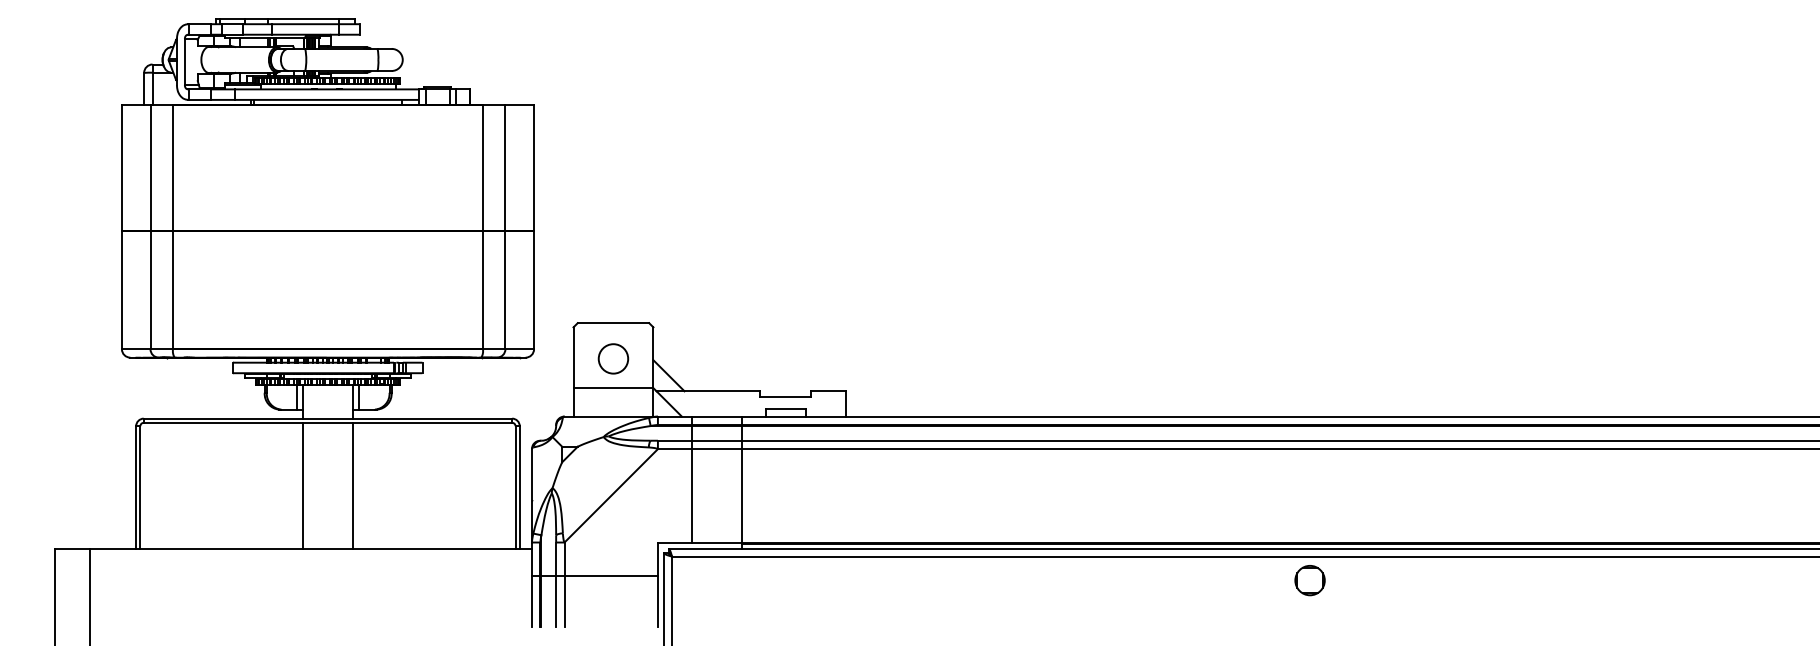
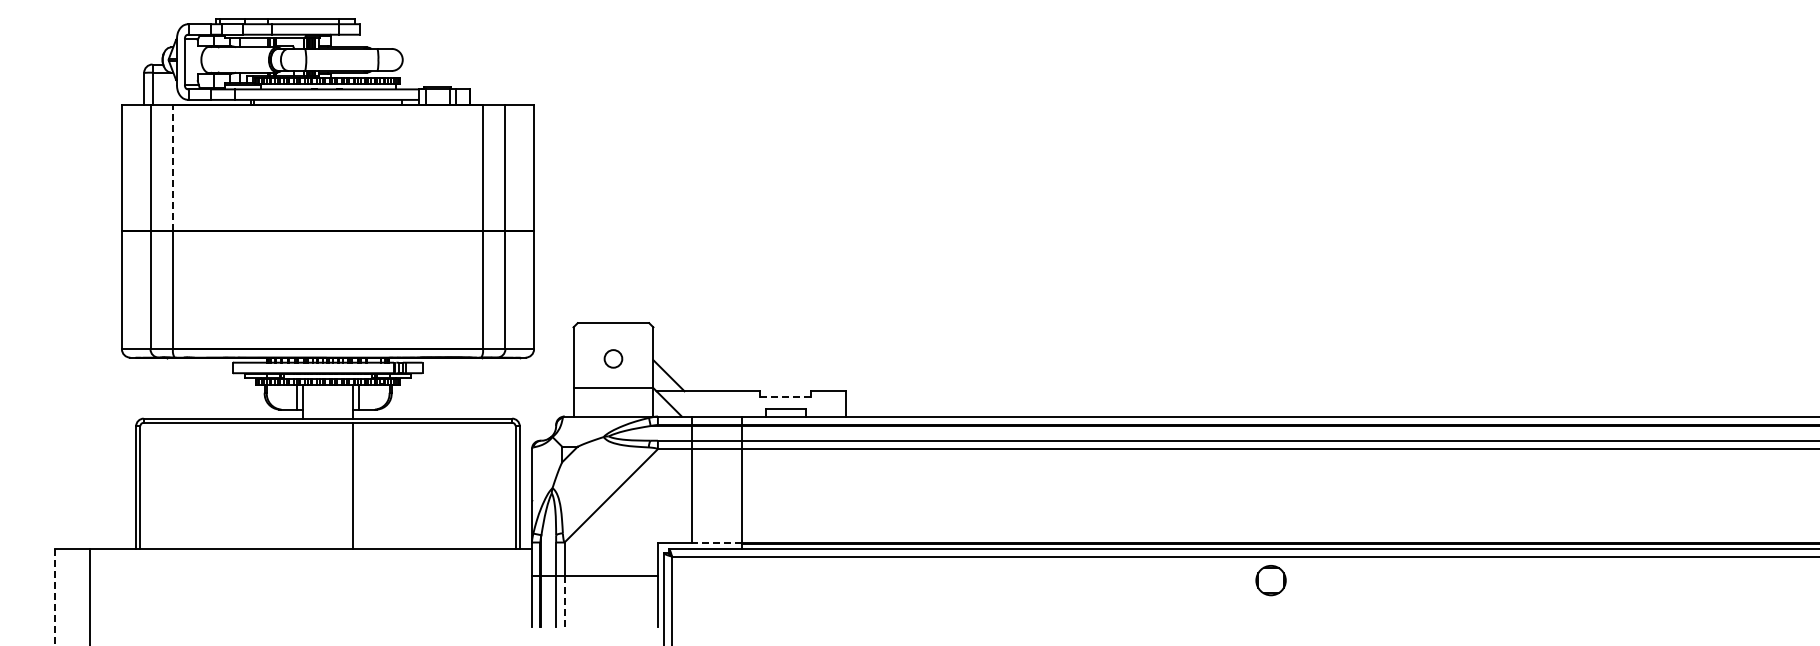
line: solid -> dashed (173, 167)
circle diameter: 29 px -> 18 px (613, 358)
line: solid -> dashed (786, 396)
line: present -> none (302, 485)
line: solid -> dashed (716, 542)
part position: (1309, 580) -> (1270, 580) (1270, 580)
line: solid -> dashed (54, 597)
line: solid -> dashed (564, 602)
